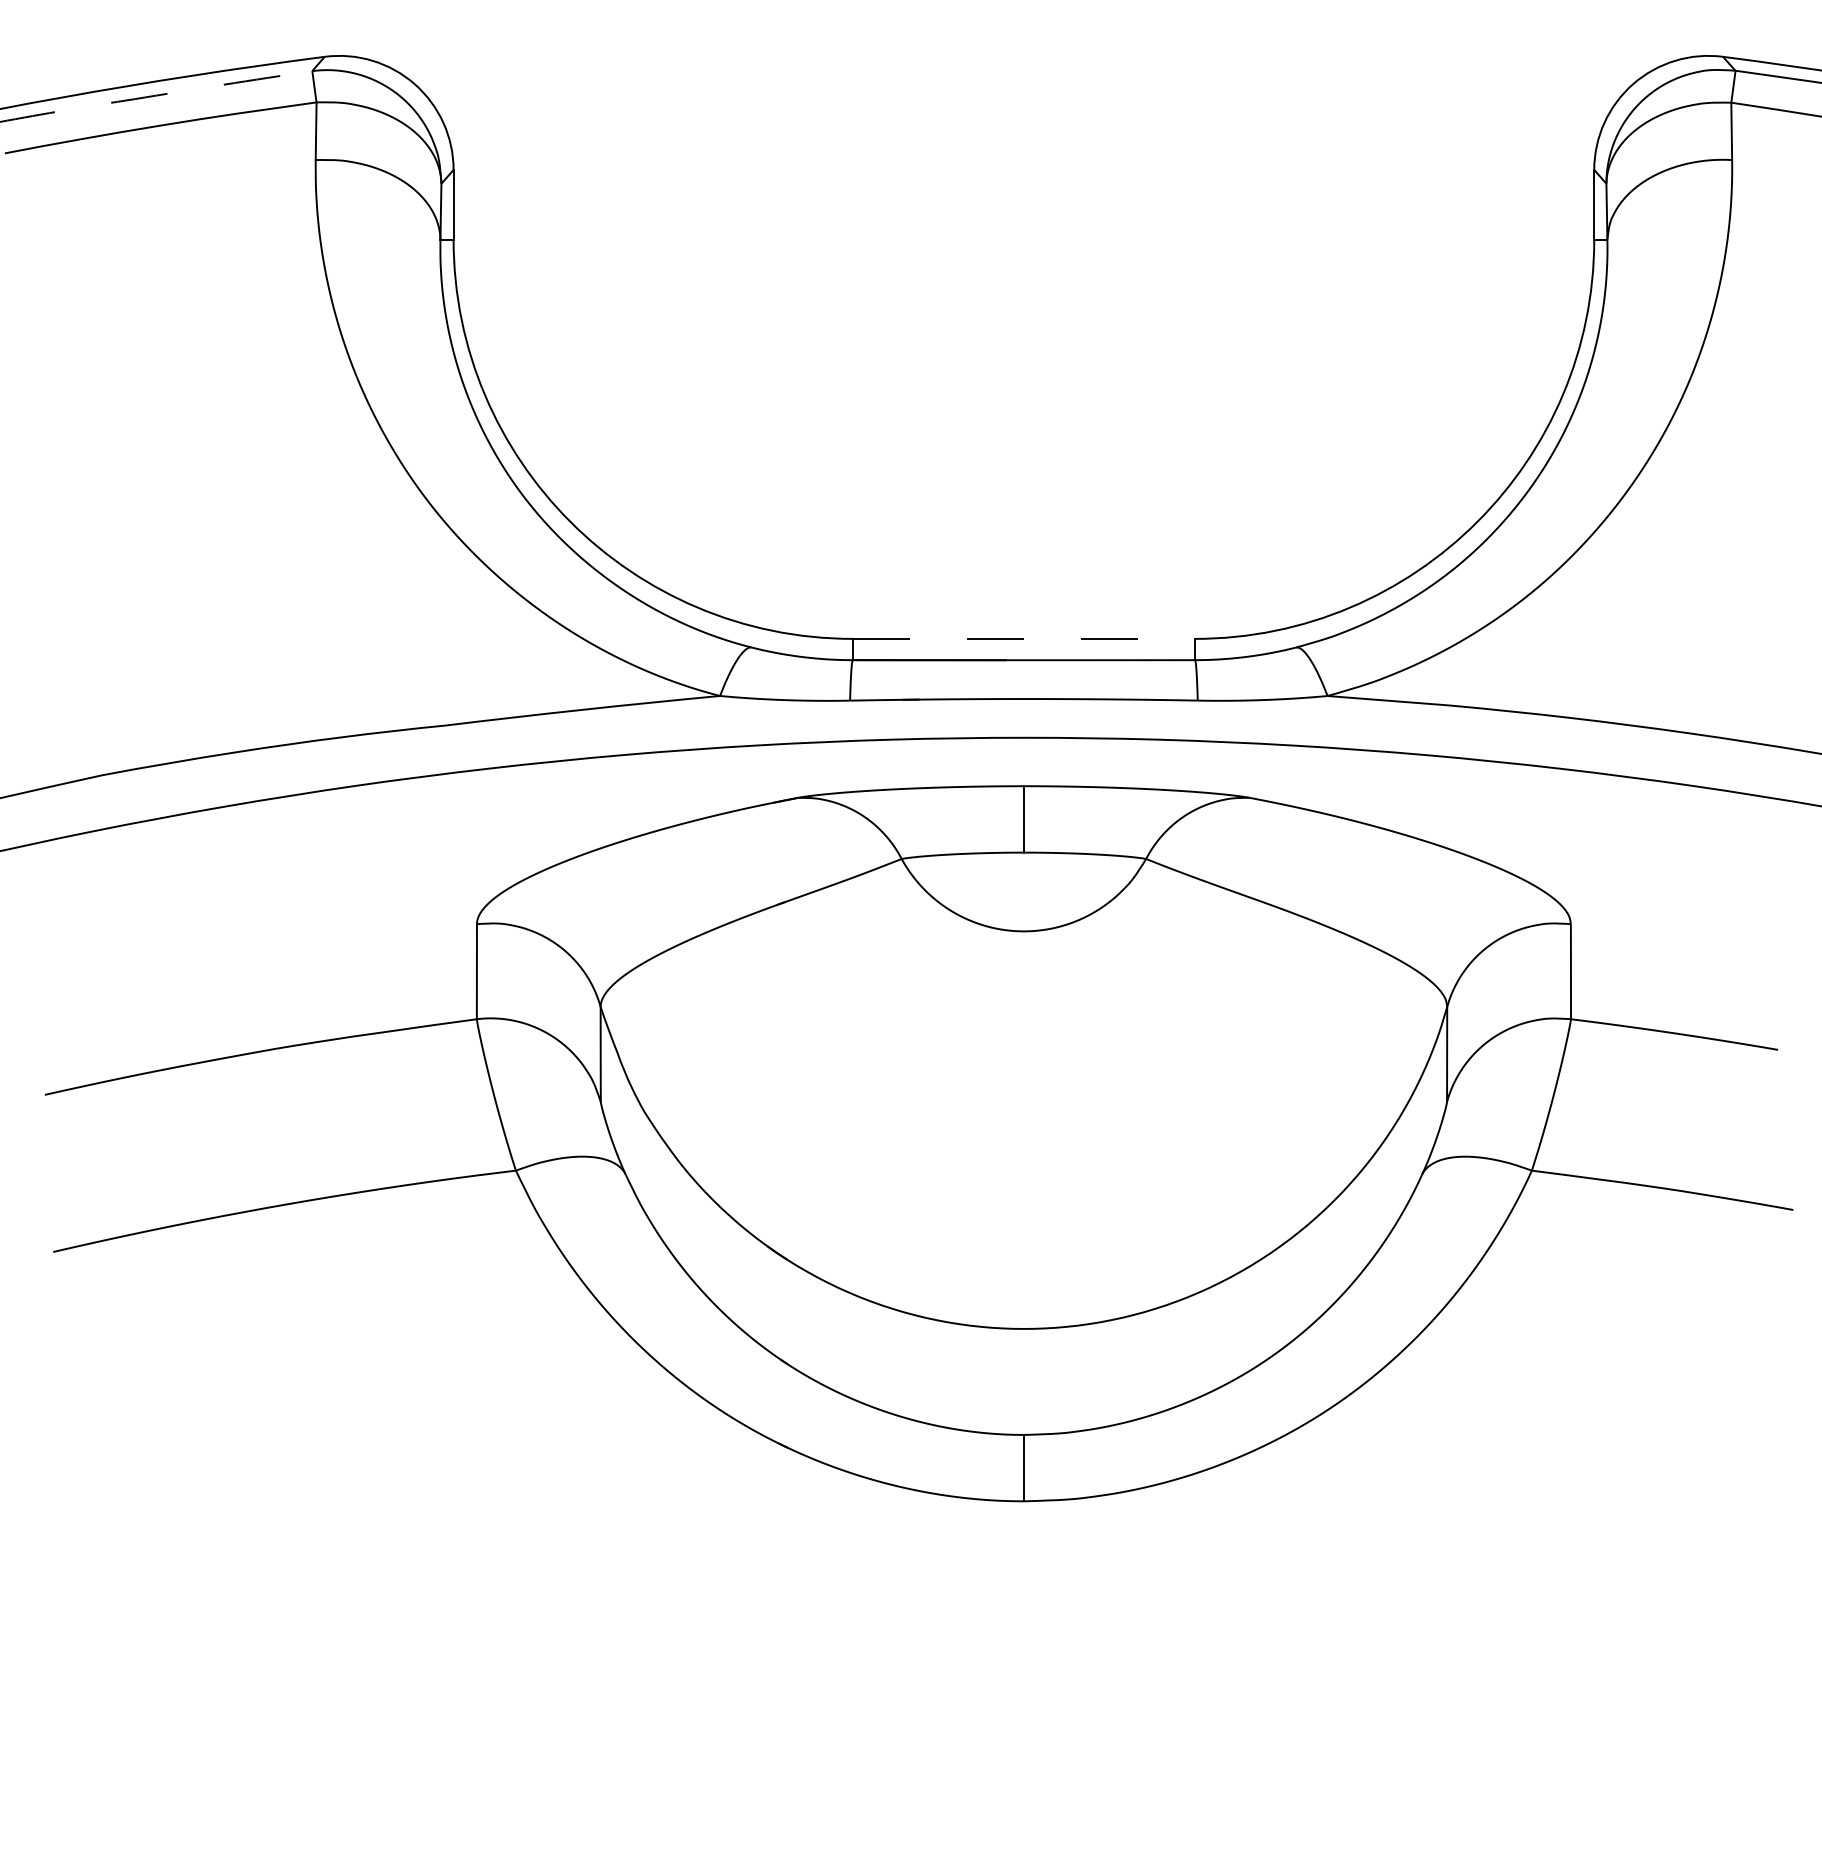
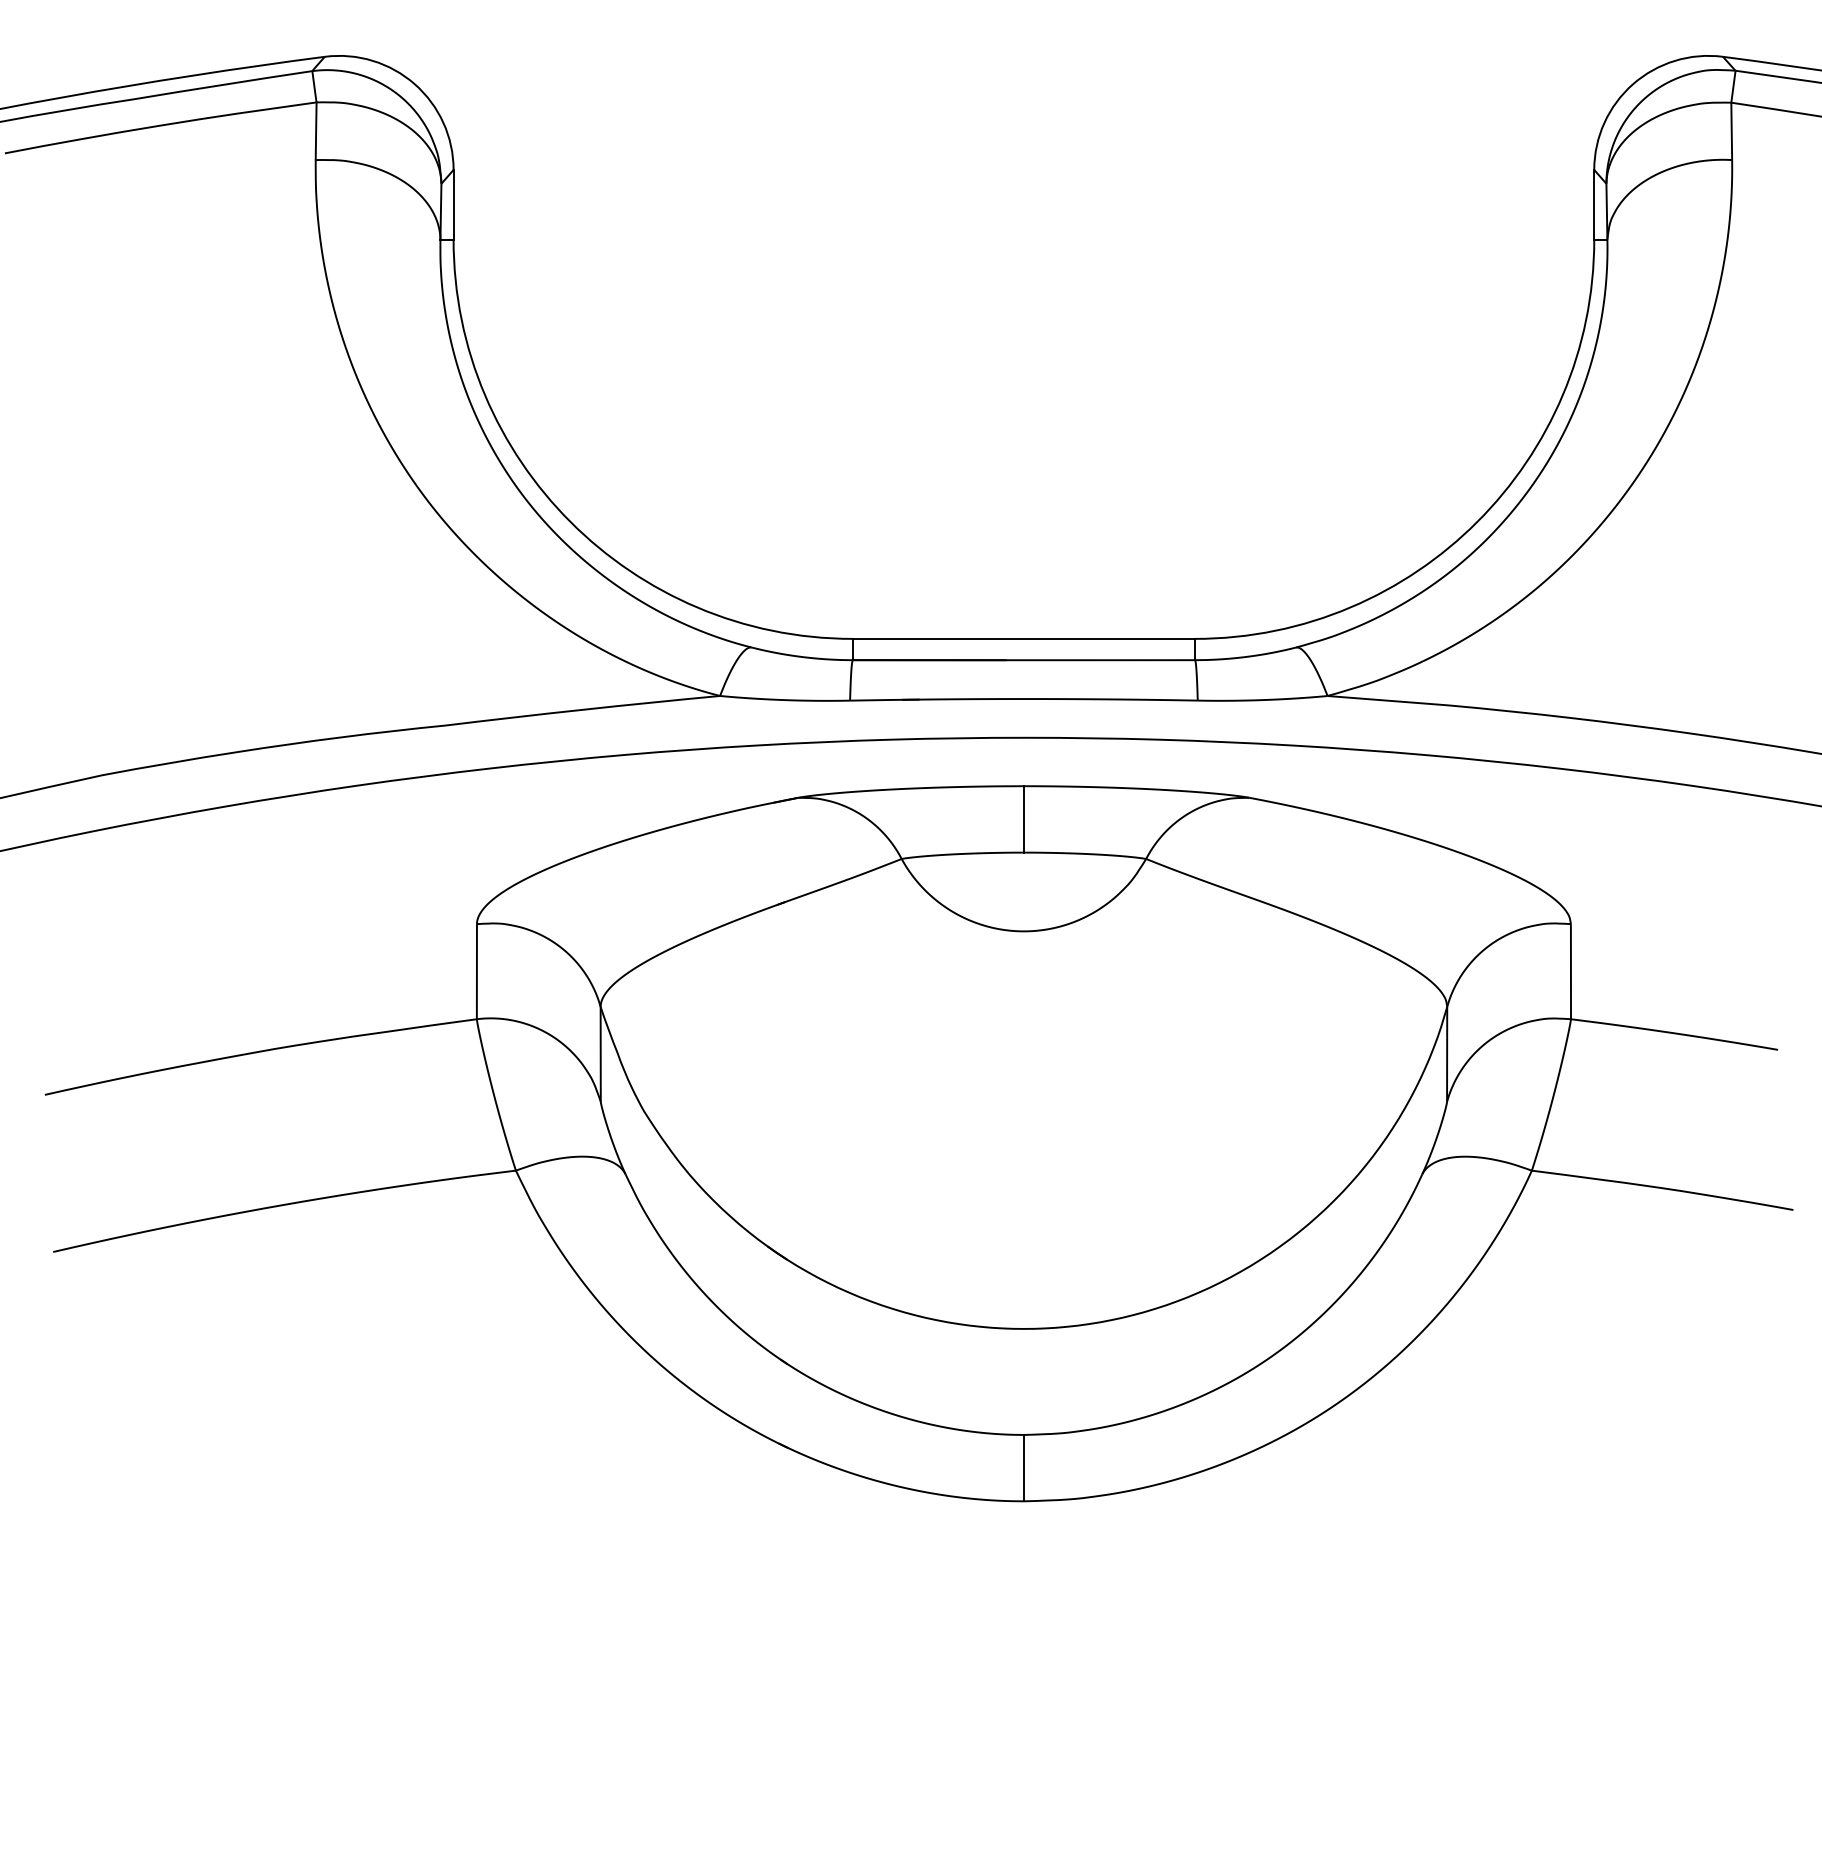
line: dashed -> solid (156, 95)
line: dashed -> solid (1024, 638)
